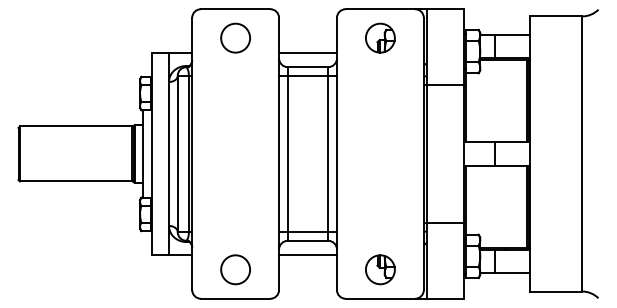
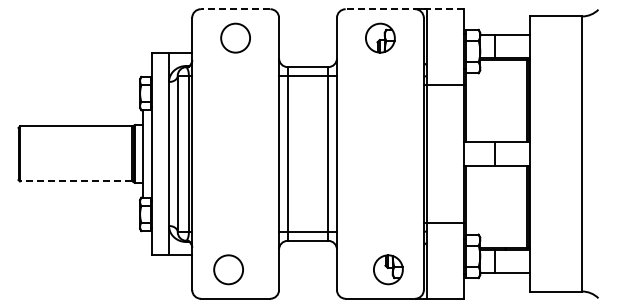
line: solid -> dashed (235, 9)
line: solid -> dashed (404, 9)
line: present -> none (307, 52)
line: solid -> dashed (75, 181)
line: present -> none (307, 255)
circle position: (235, 269) -> (228, 269) (228, 269)
part position: (380, 269) -> (388, 269) (388, 269)
